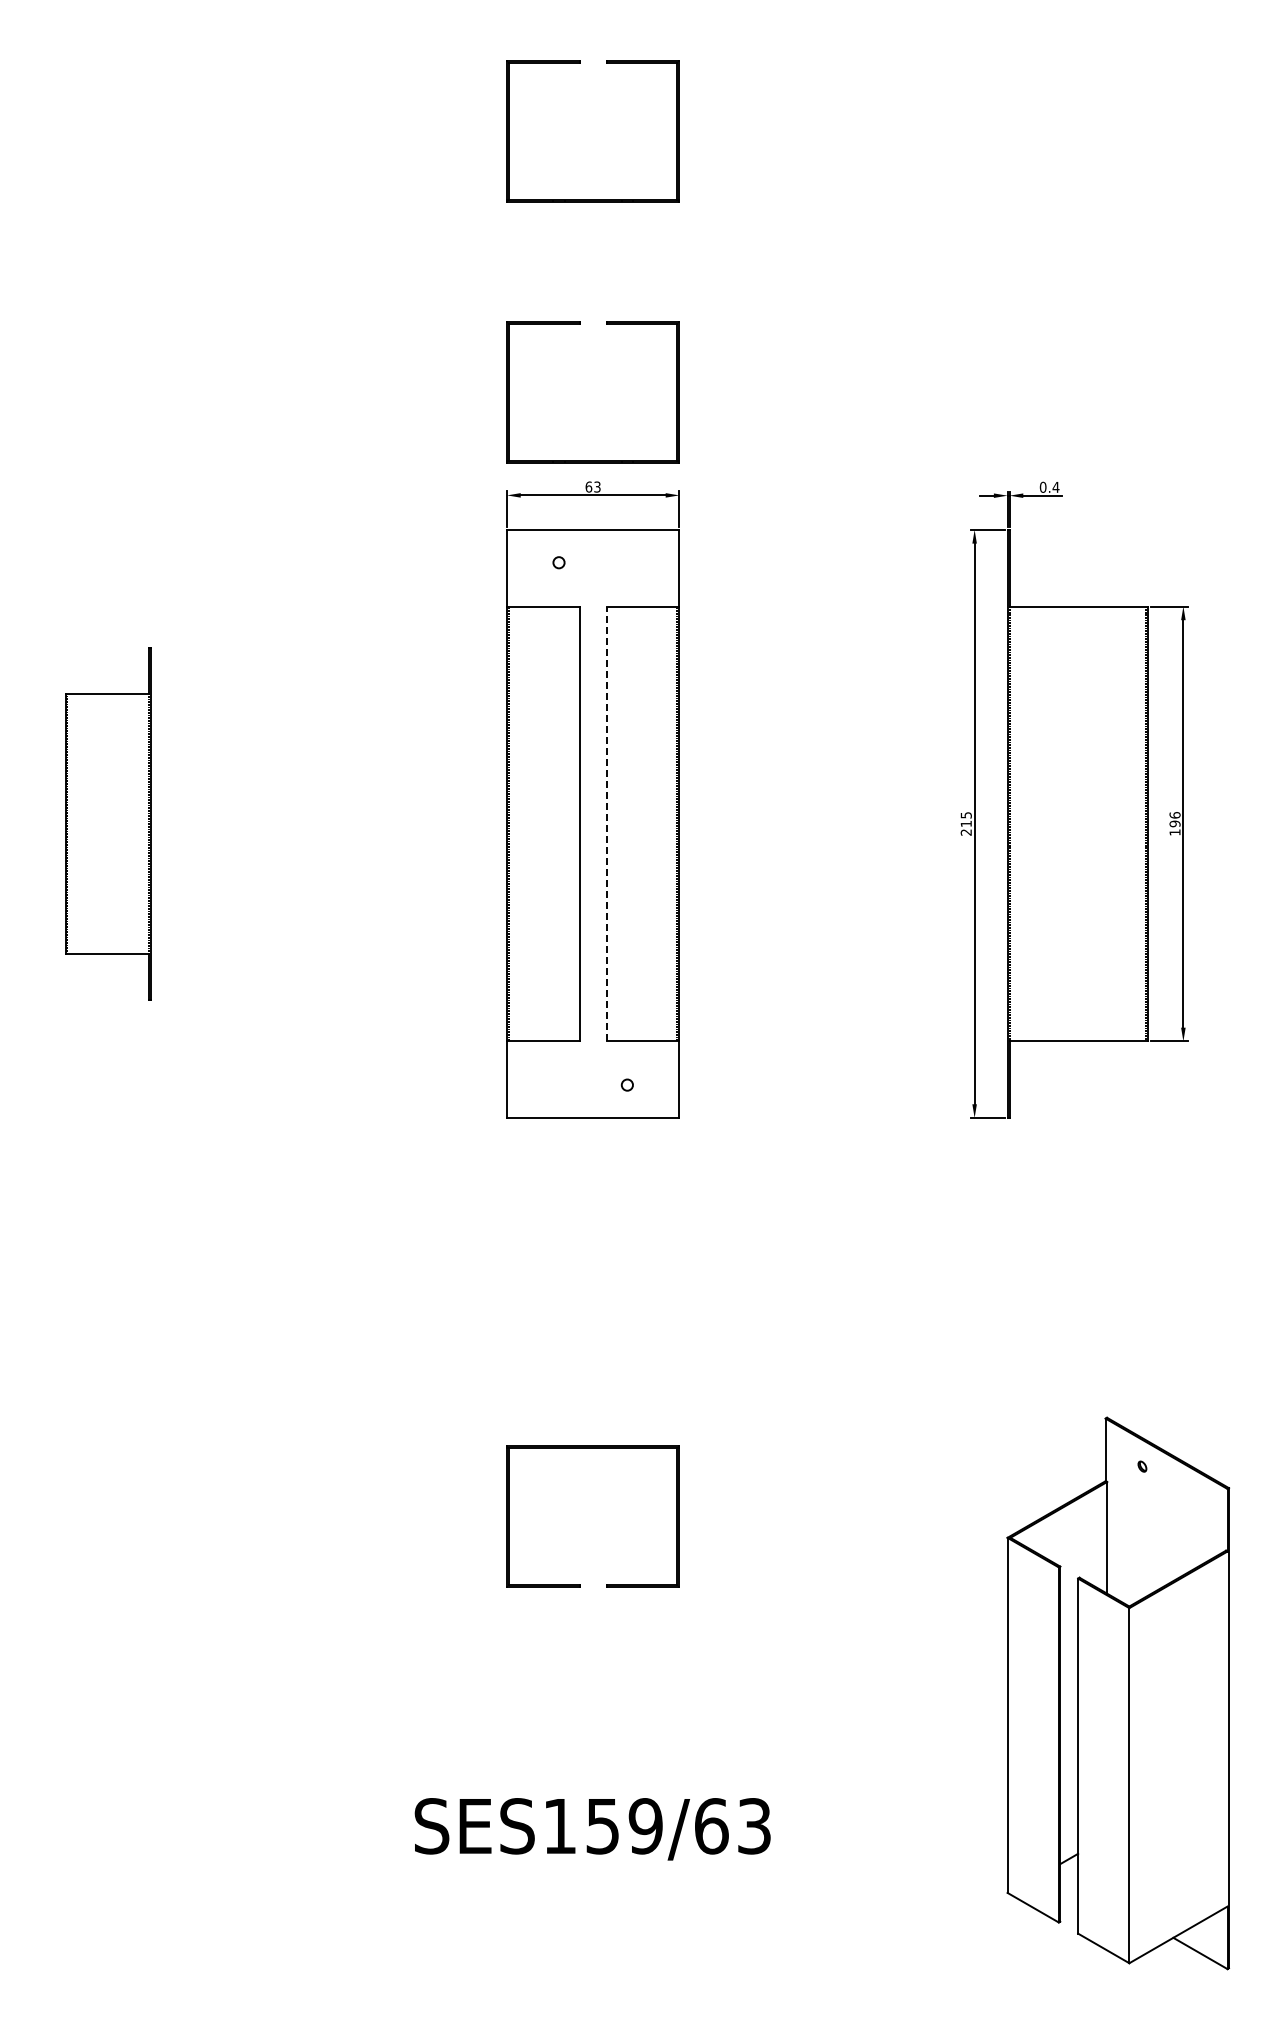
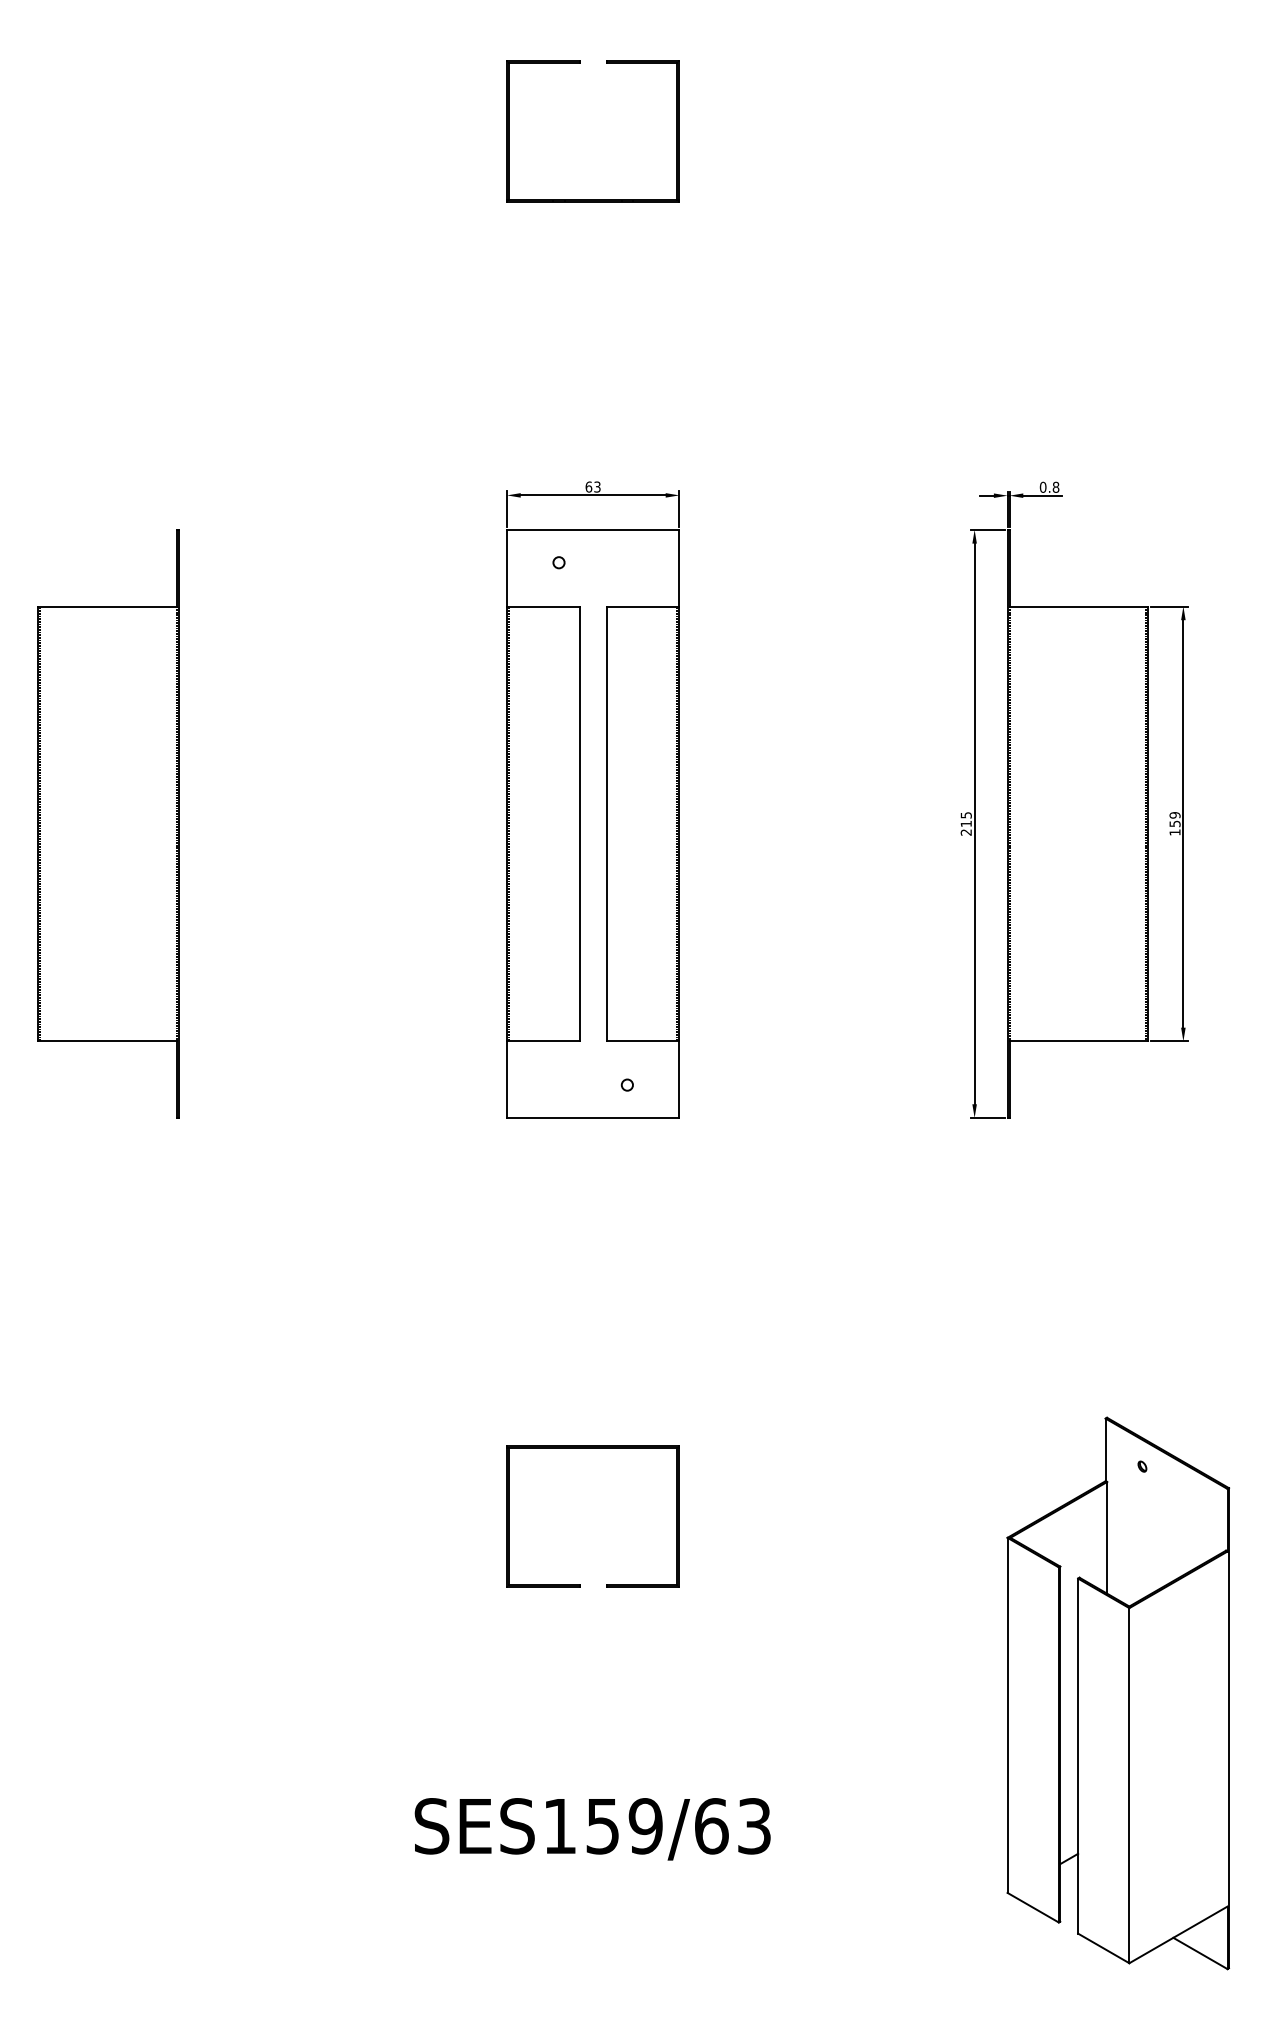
part: present -> none (592, 460)
text: 0.4 -> 0.8 (1055, 486)
text: 196 -> 159 (1174, 819)
part size: 87x354 px -> 143x590 px (108, 823)
line: dashed -> solid (606, 823)
